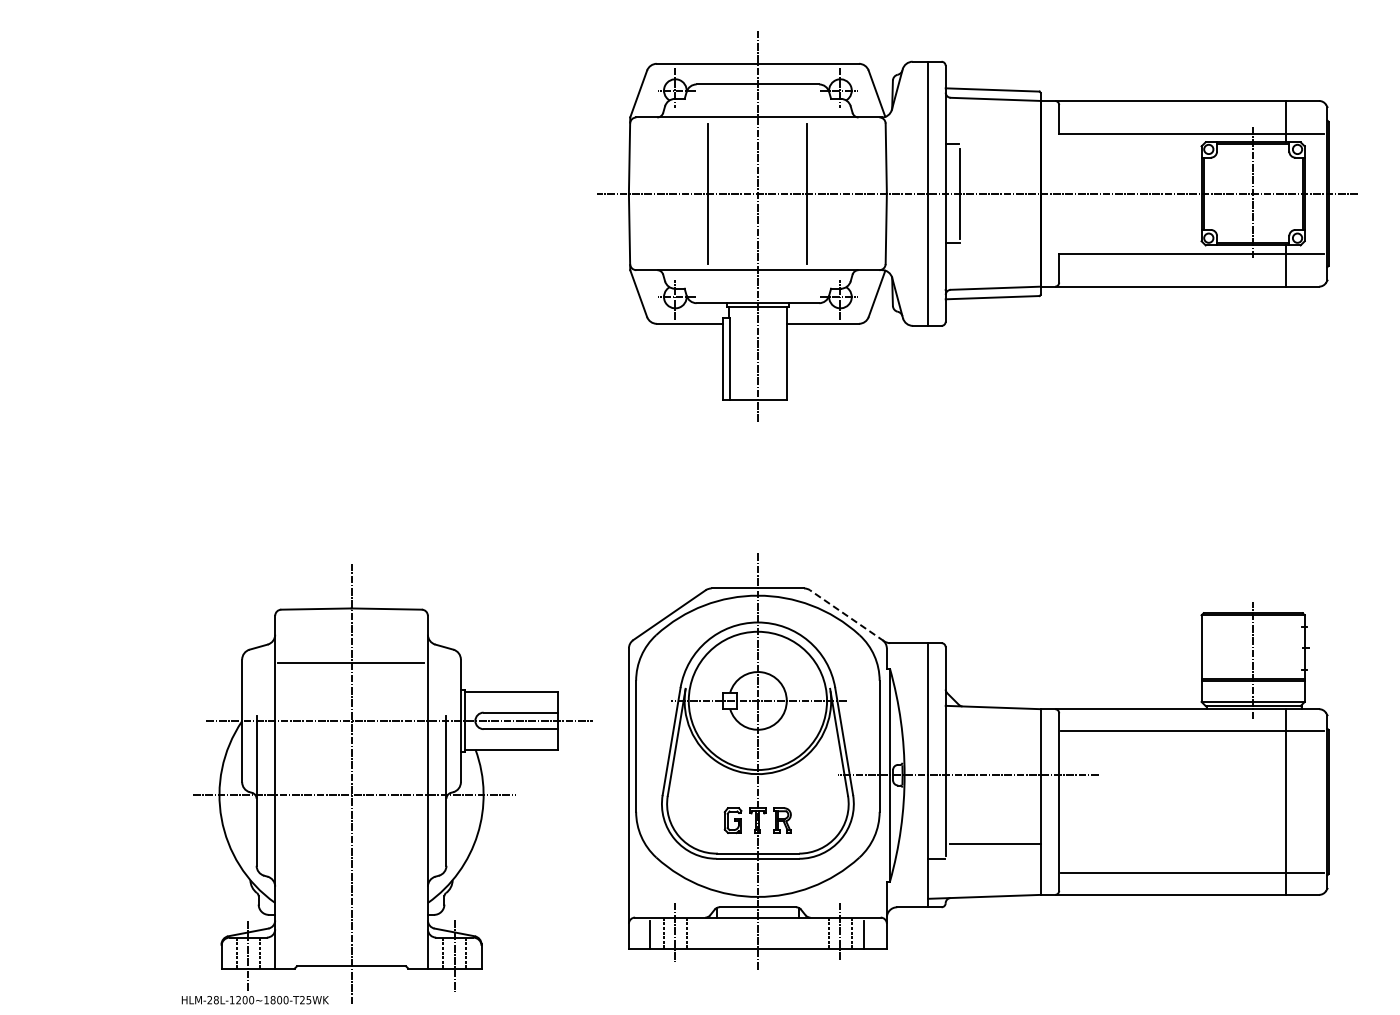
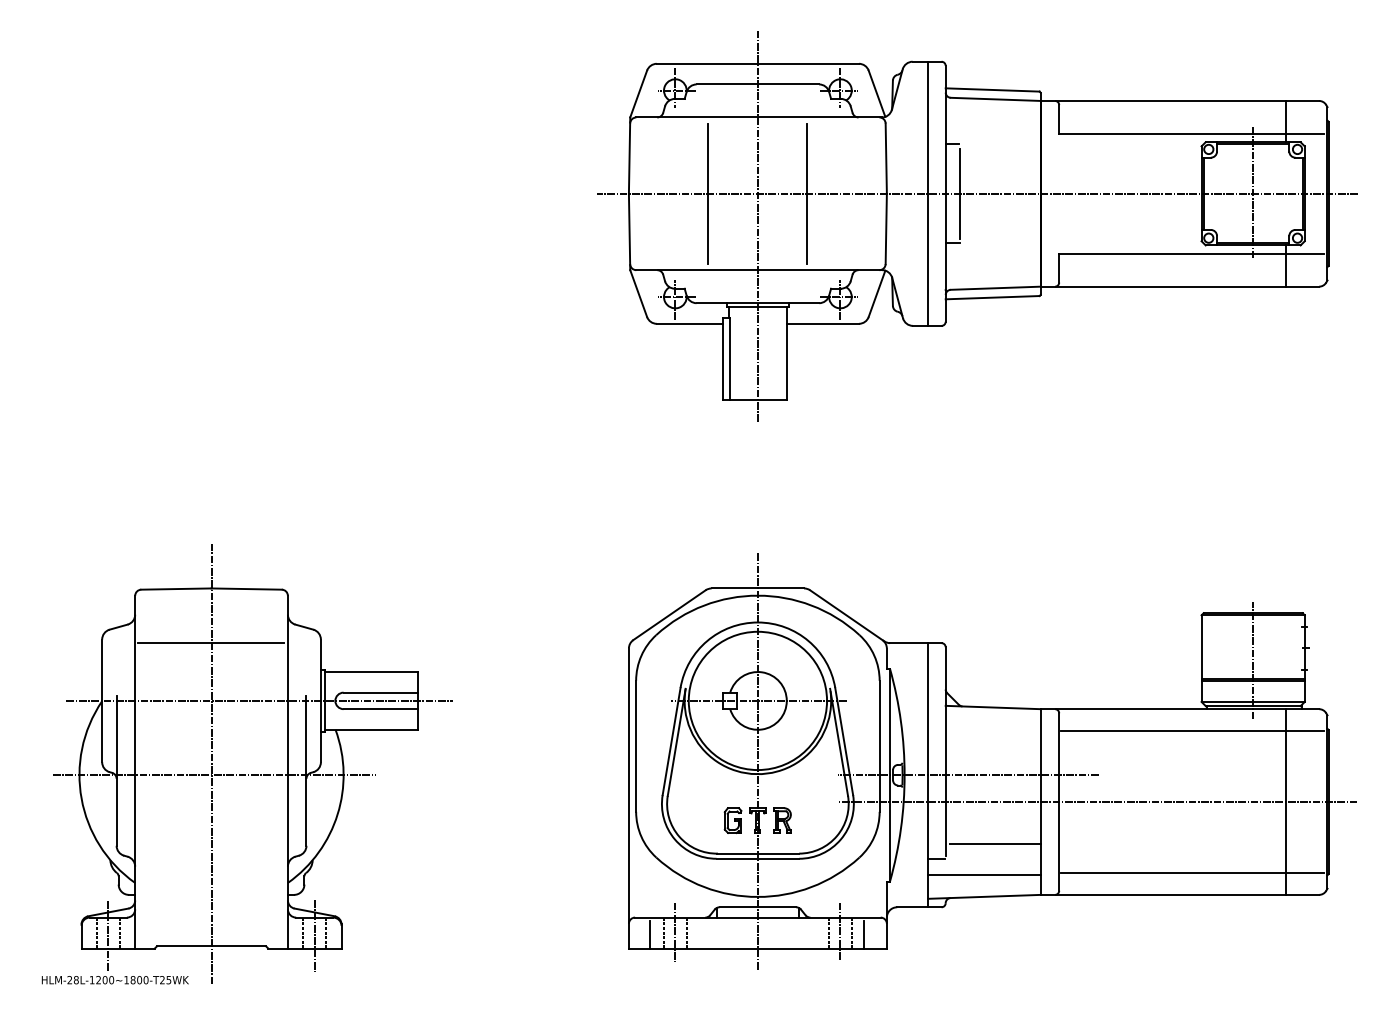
line: dashed -> solid (846, 615)
part position: (386, 784) -> (246, 764) (246, 764)
line: none -> present (1097, 802)
line: none -> present (984, 875)
